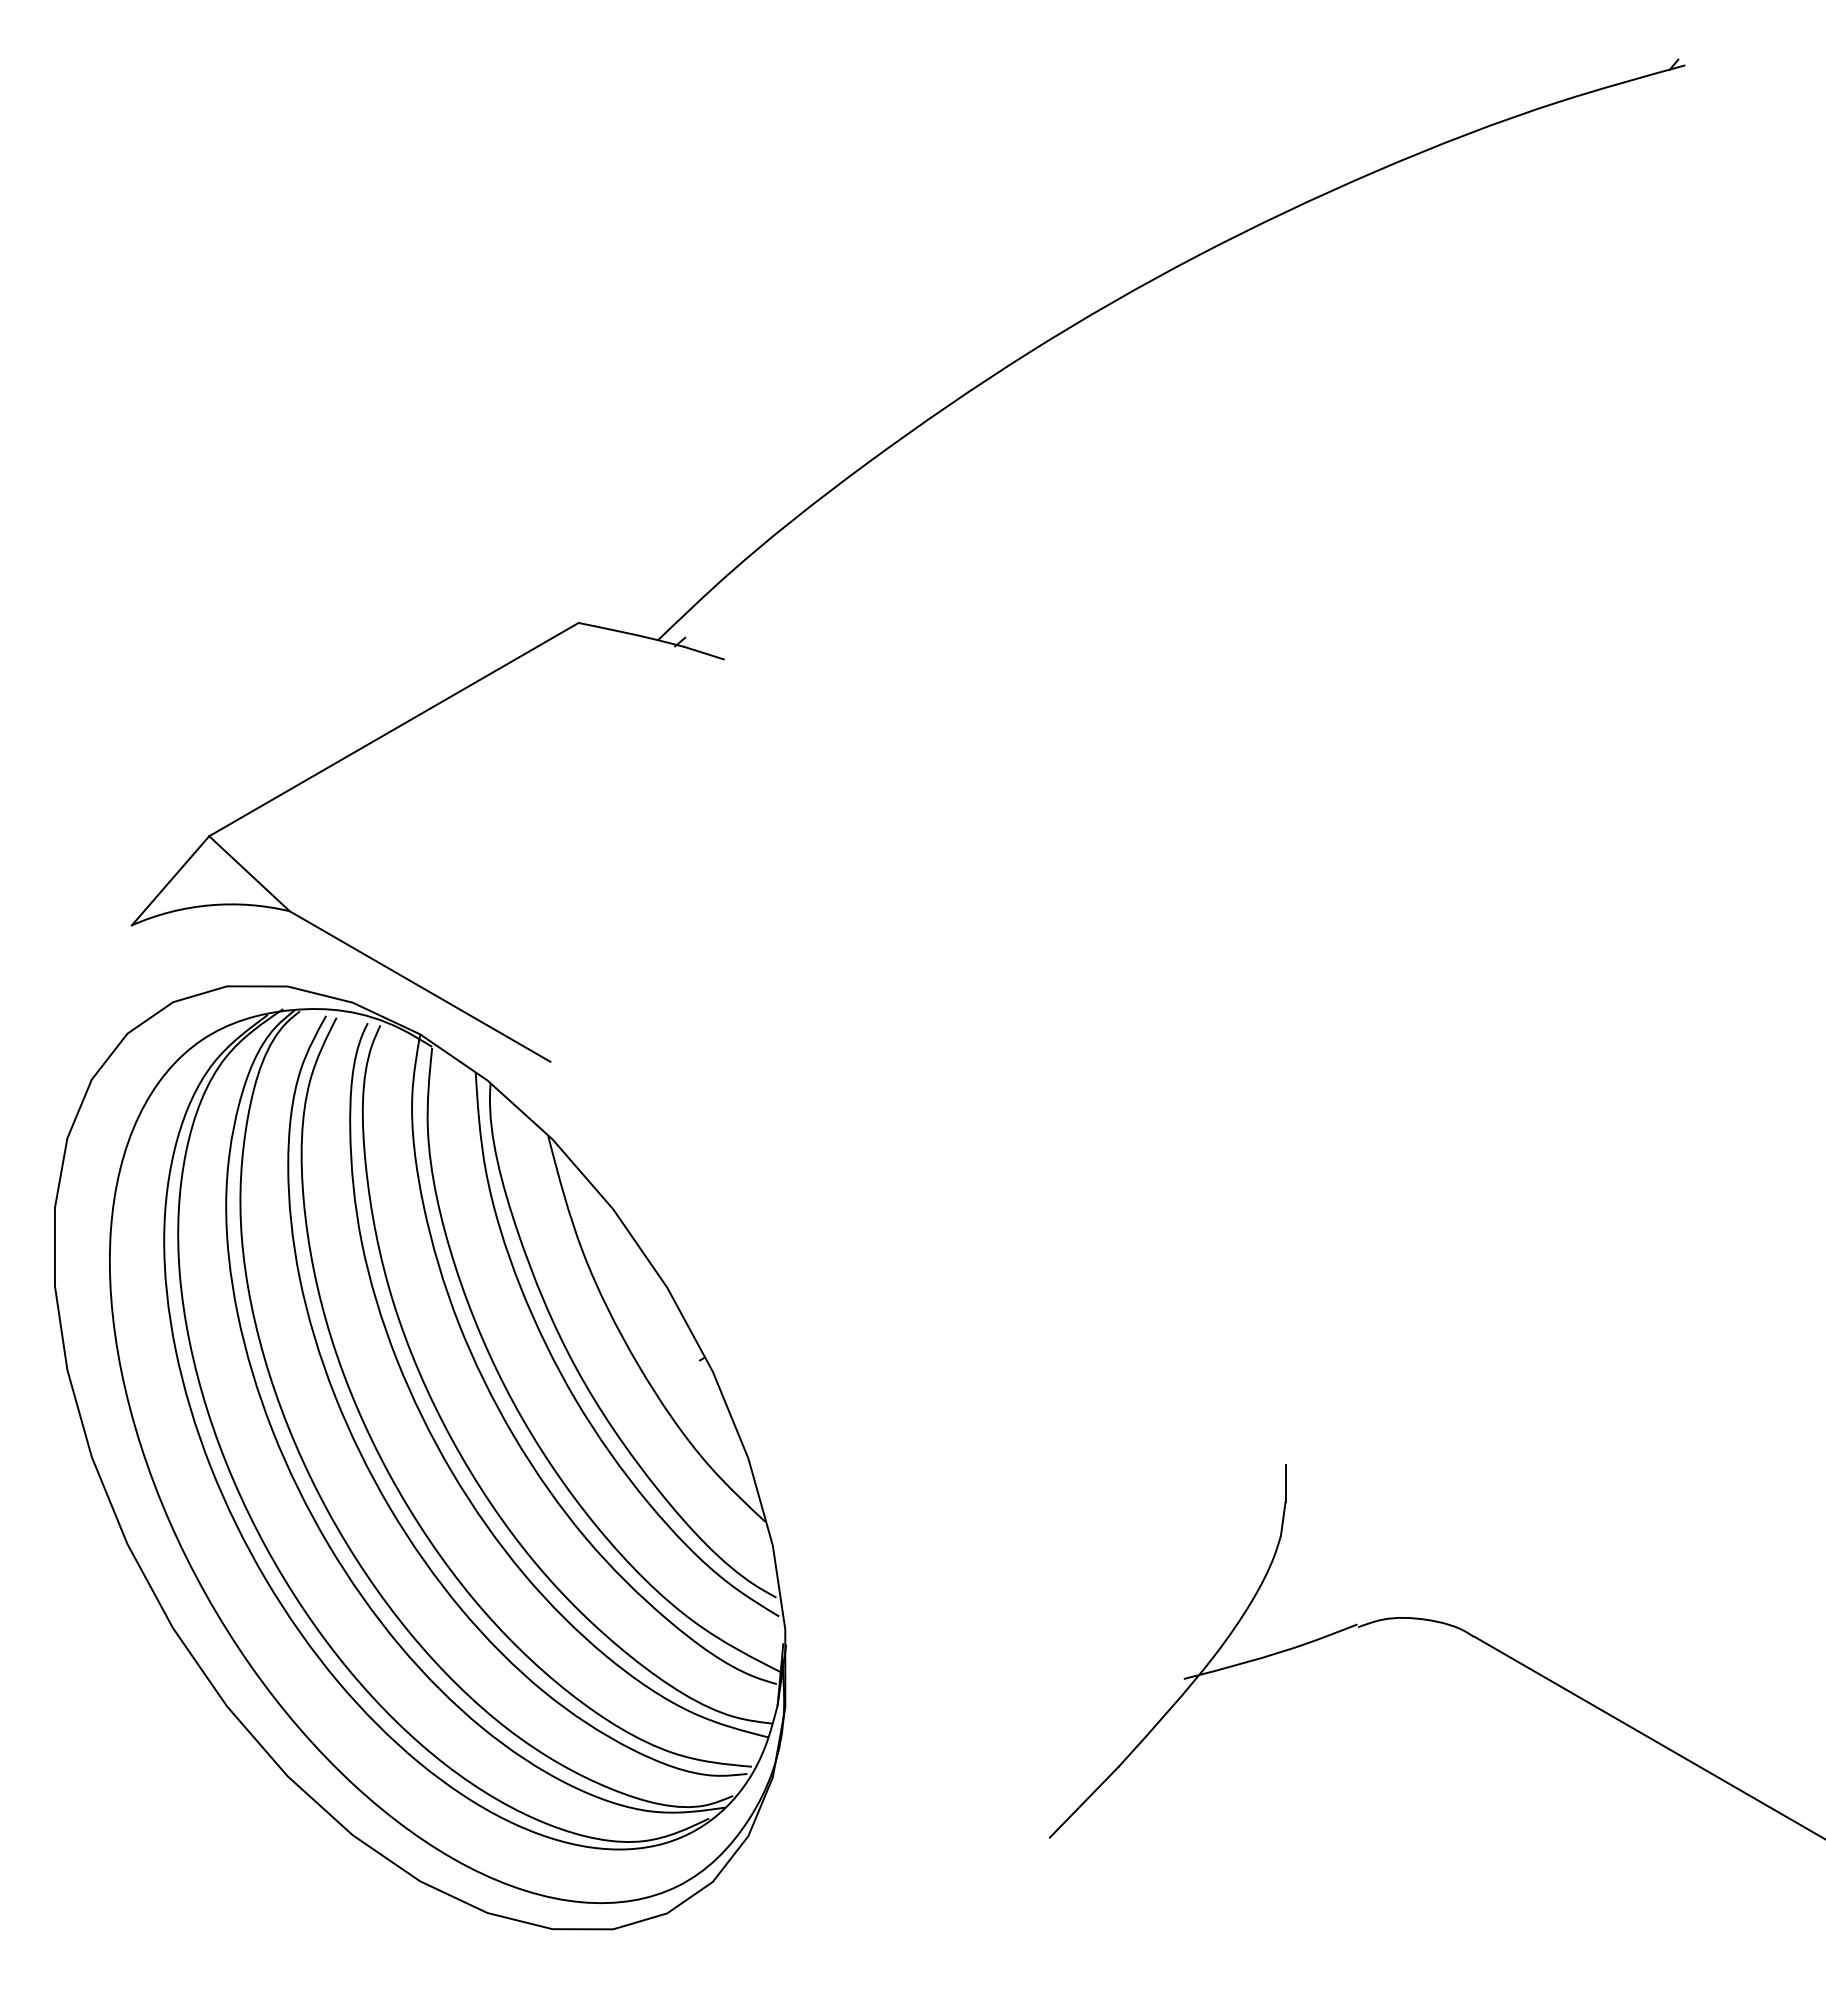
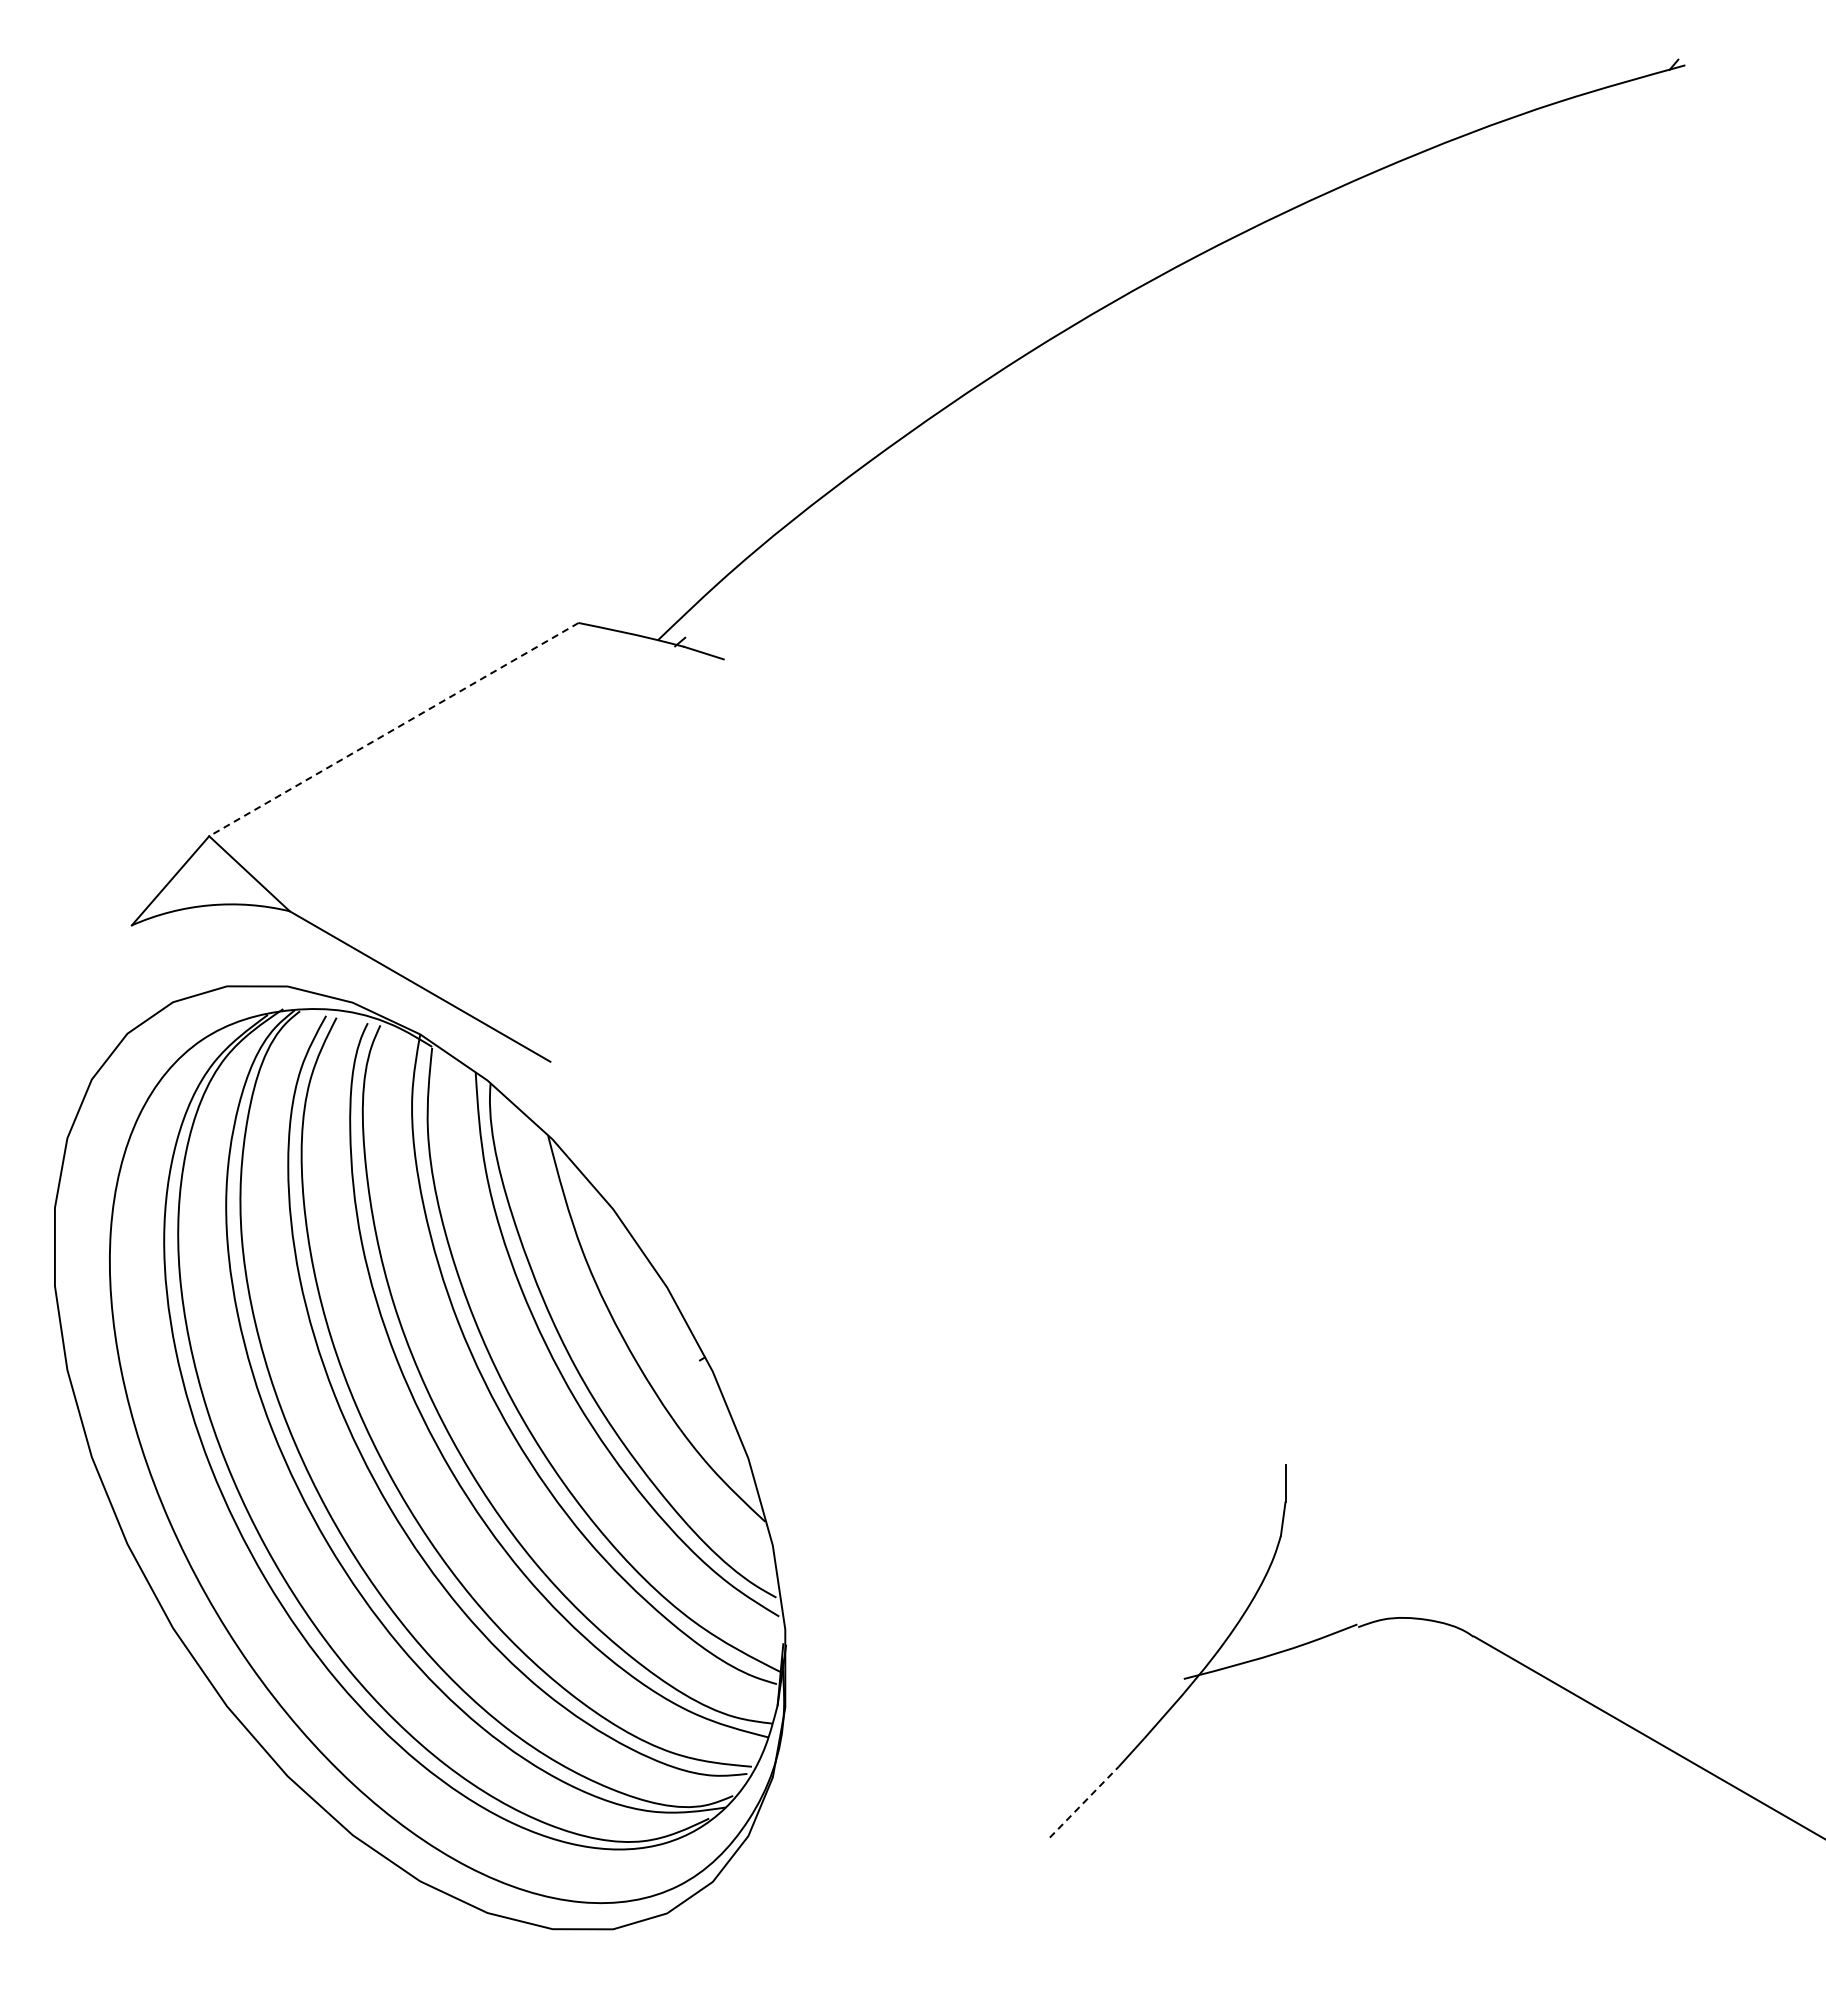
line: solid -> dashed (393, 729)
line: solid -> dashed (1084, 1801)
